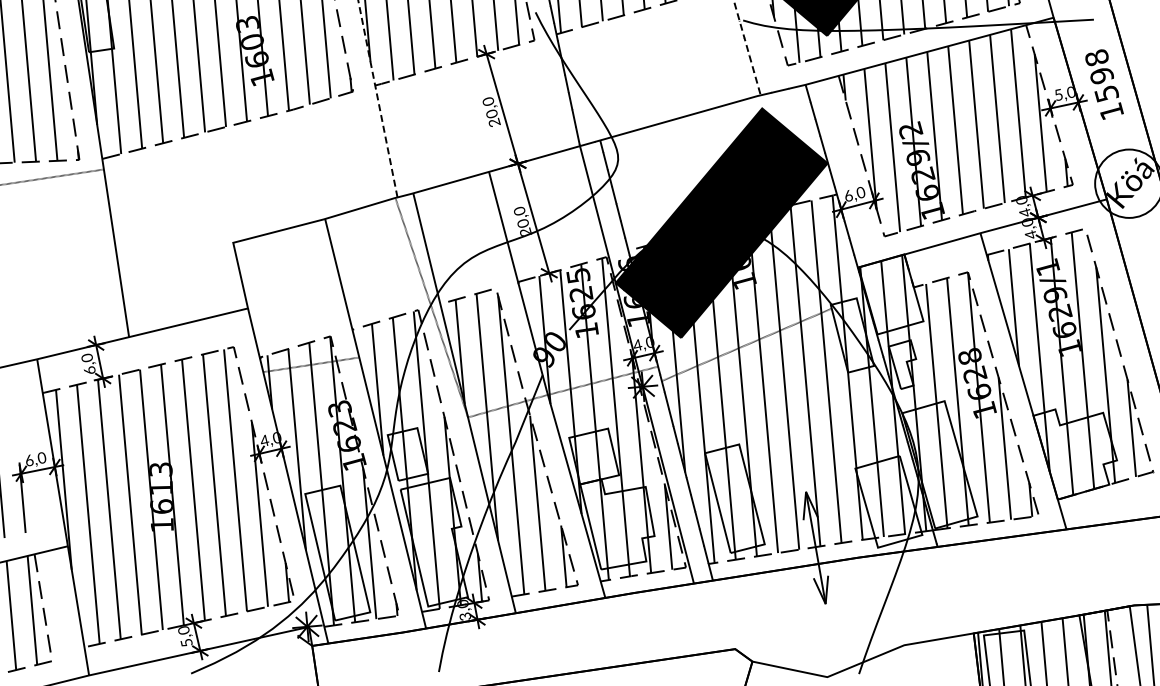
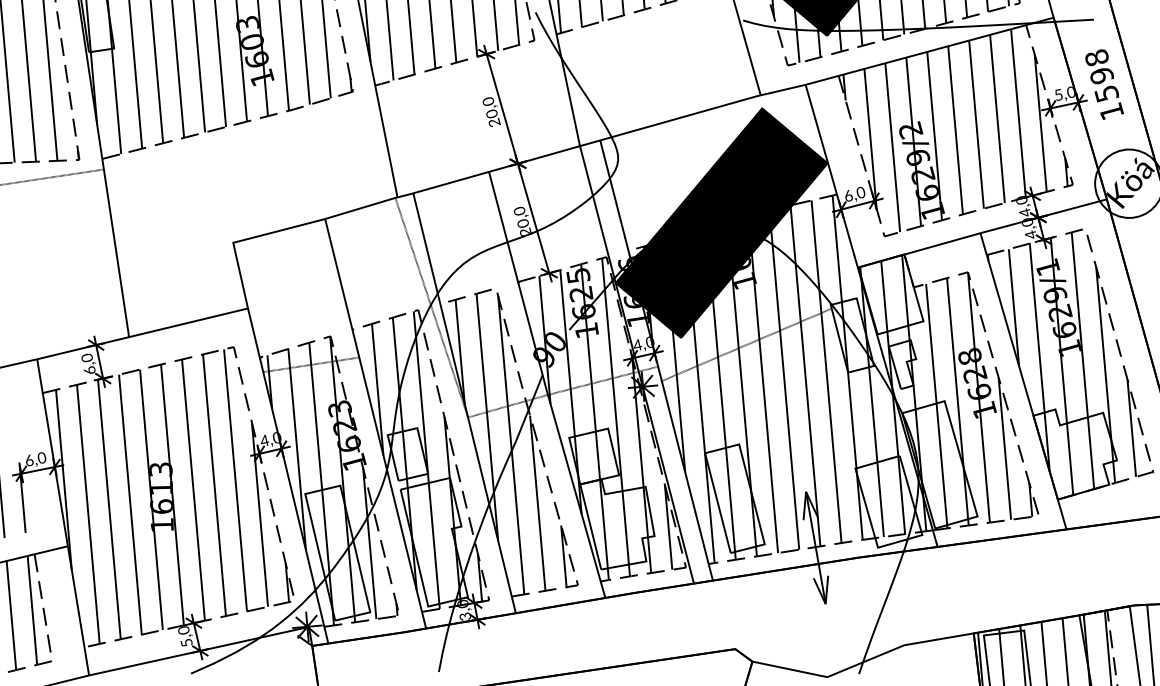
line: dashed -> solid (747, 48)
line: dashed -> solid (377, 98)
